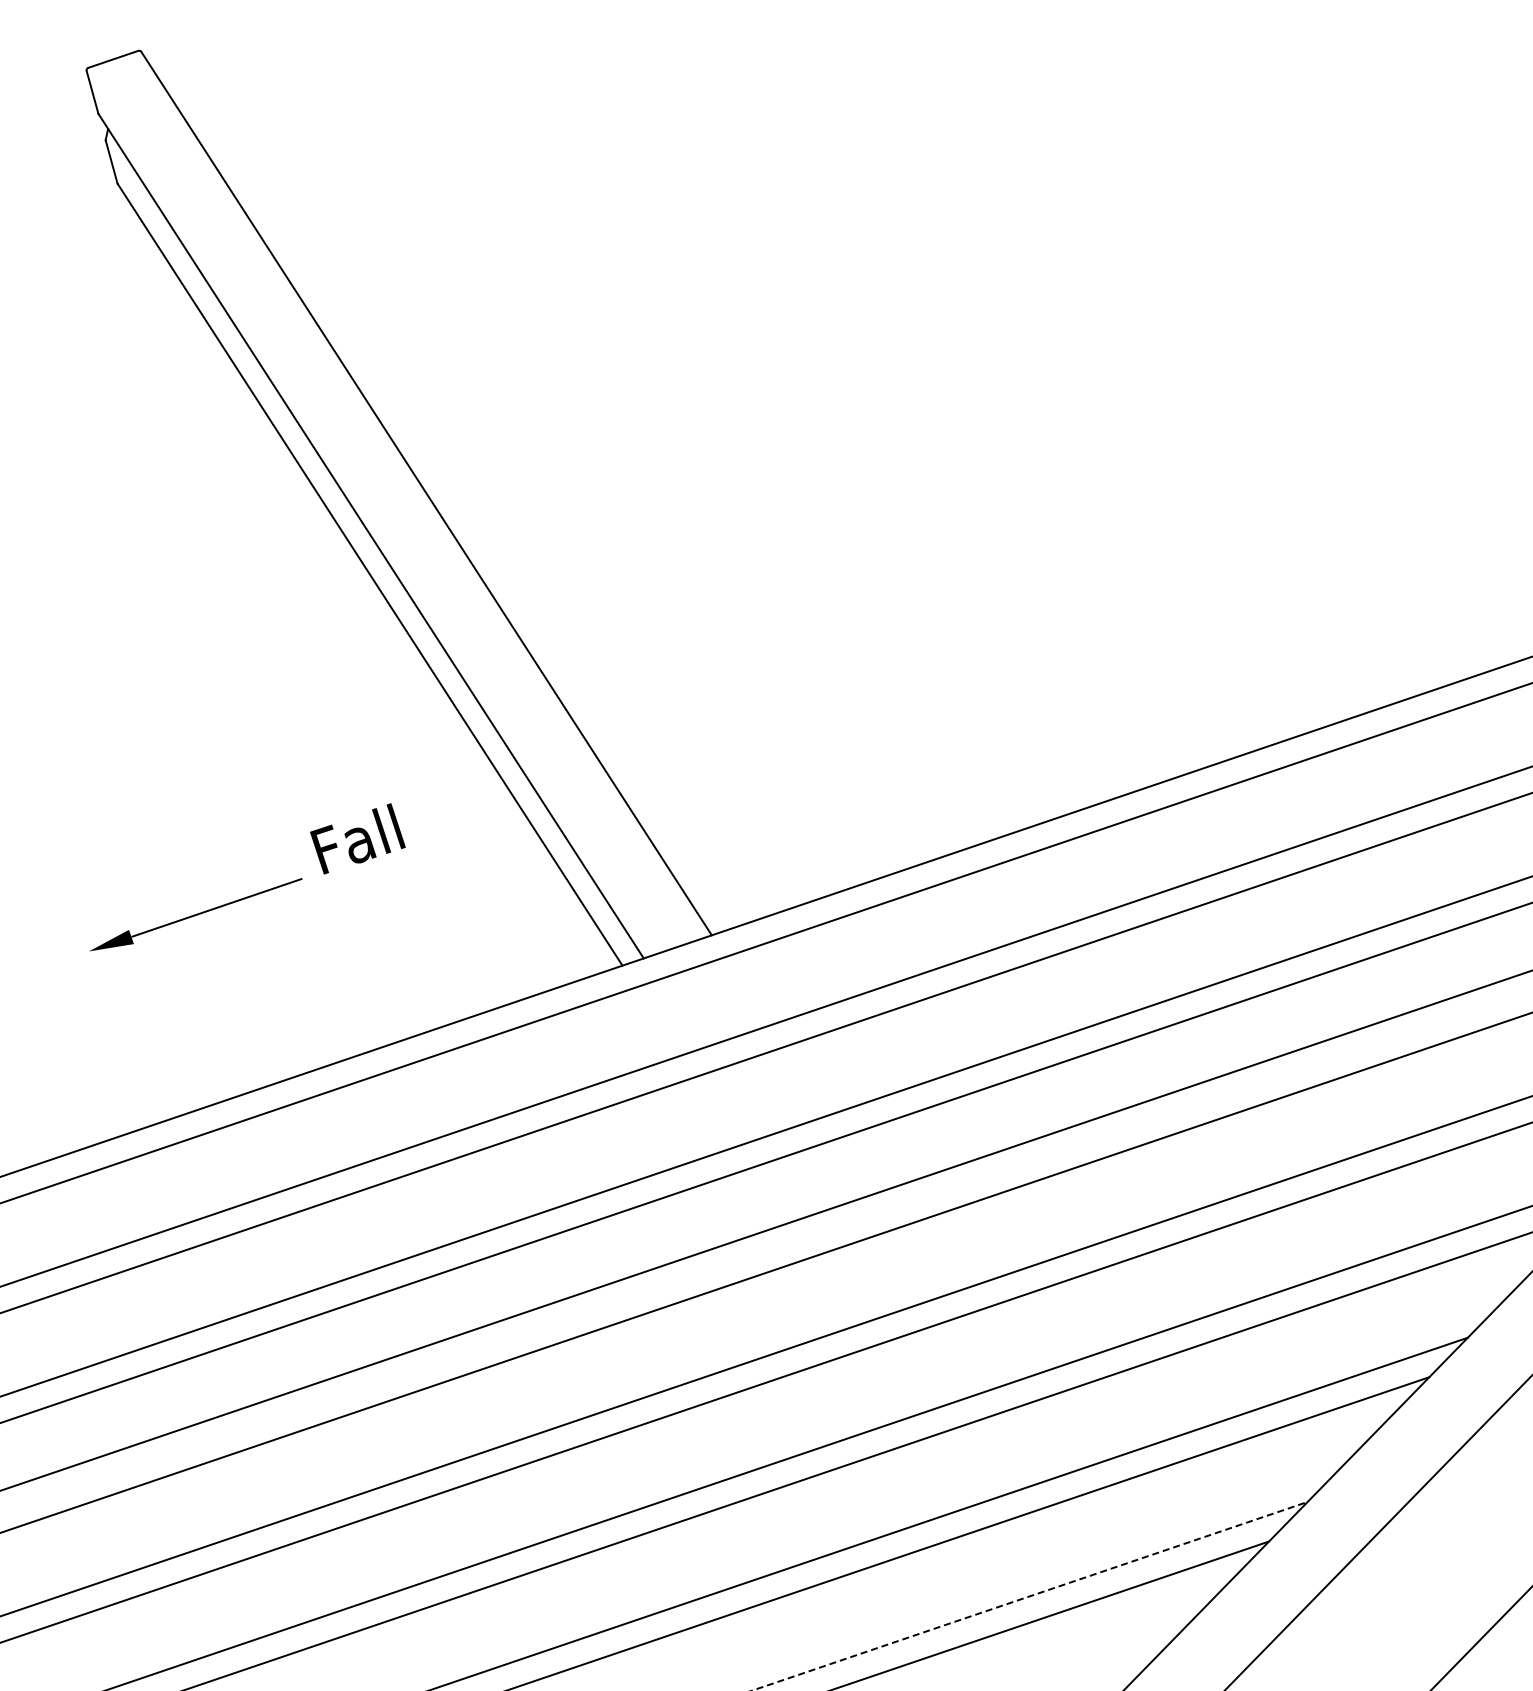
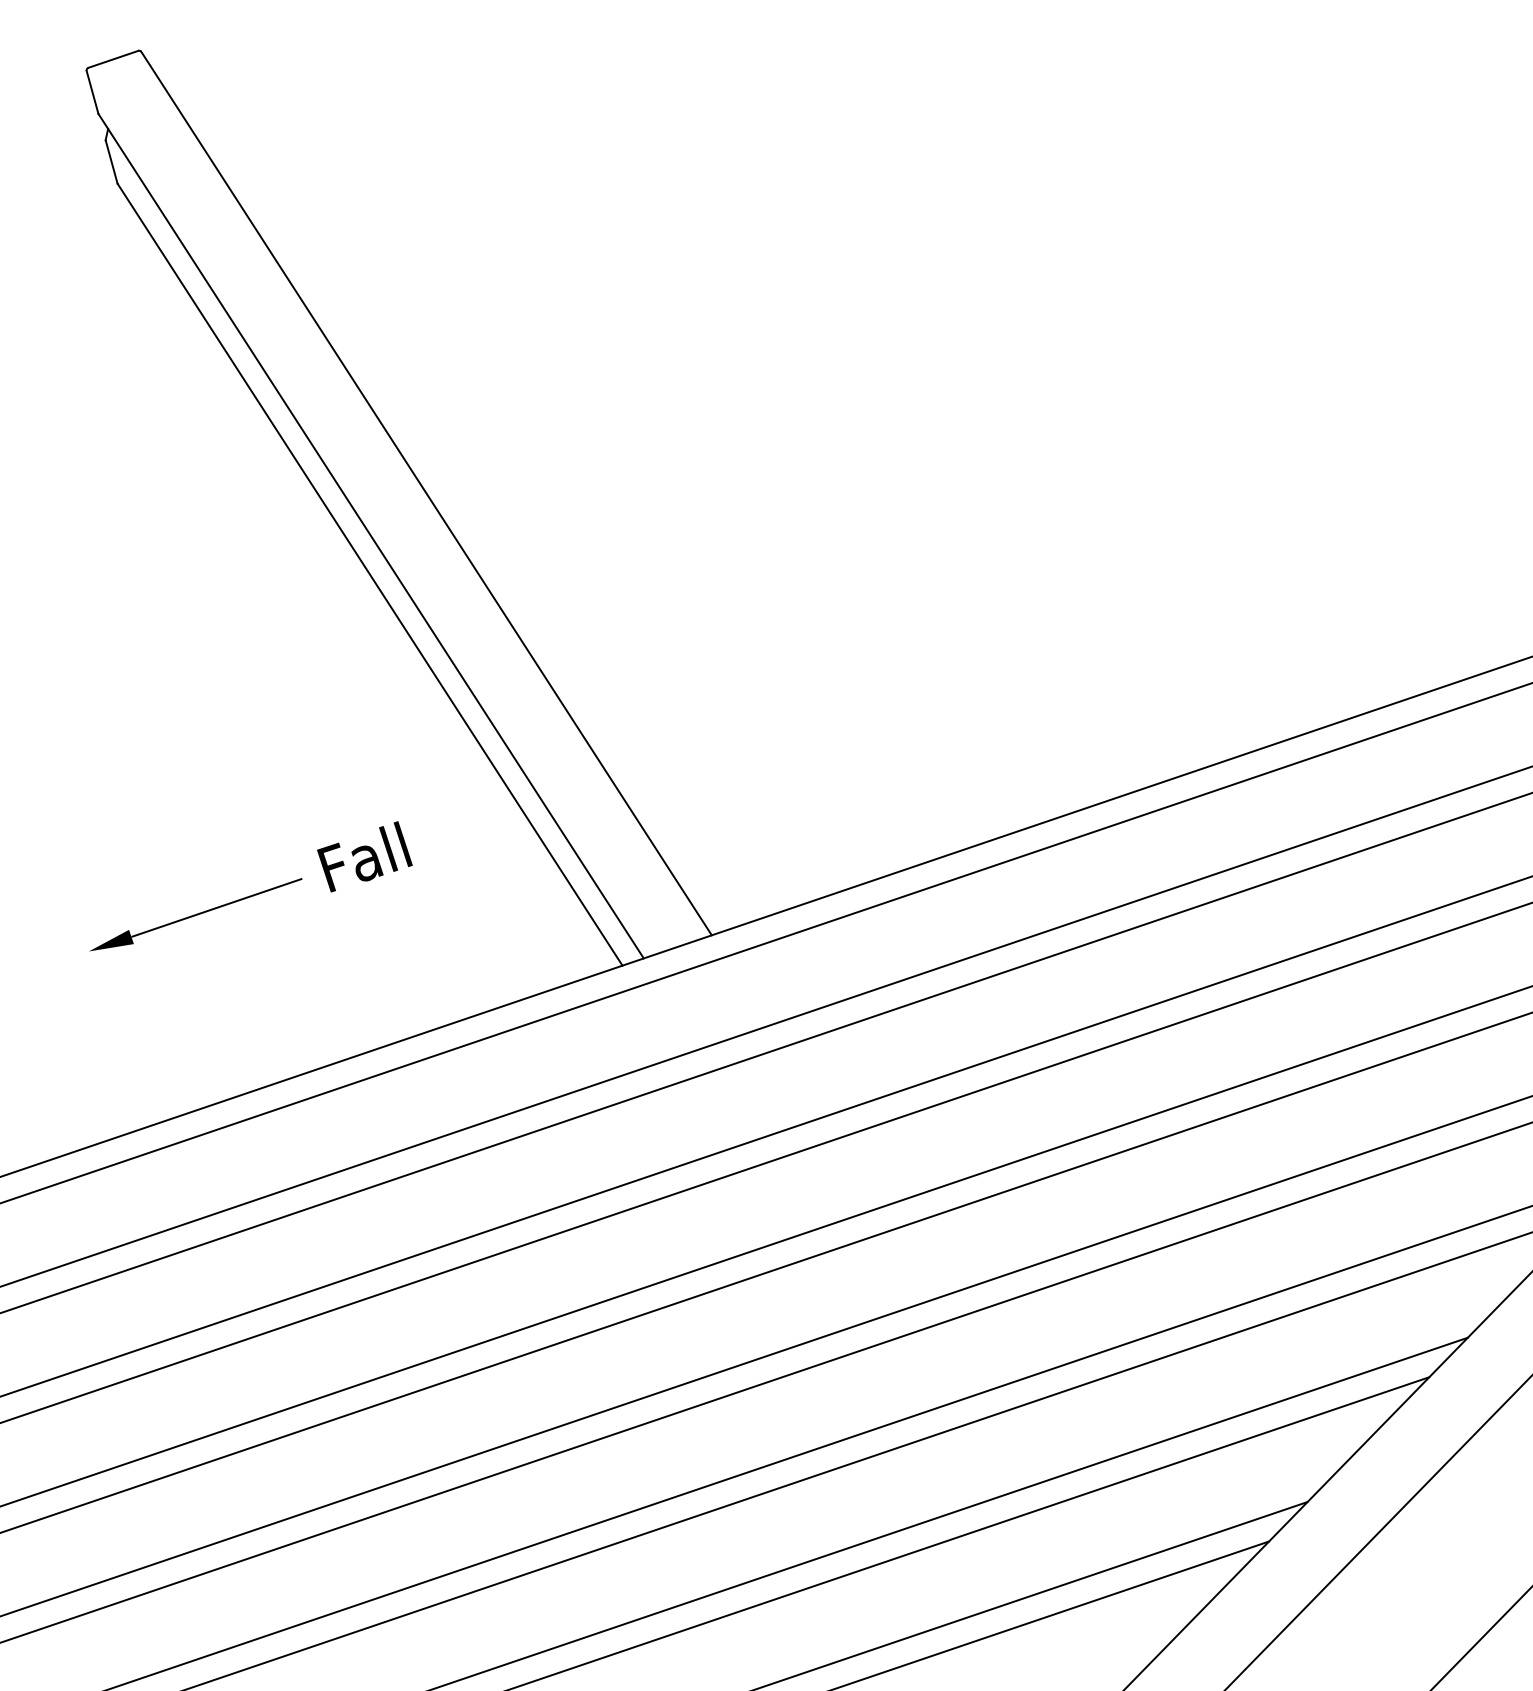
text position: (357, 838) -> (364, 856) (364, 856)
line position: (765, 1230) -> (765, 1246) (765, 1246)
line: dashed -> solid (1030, 1596)
